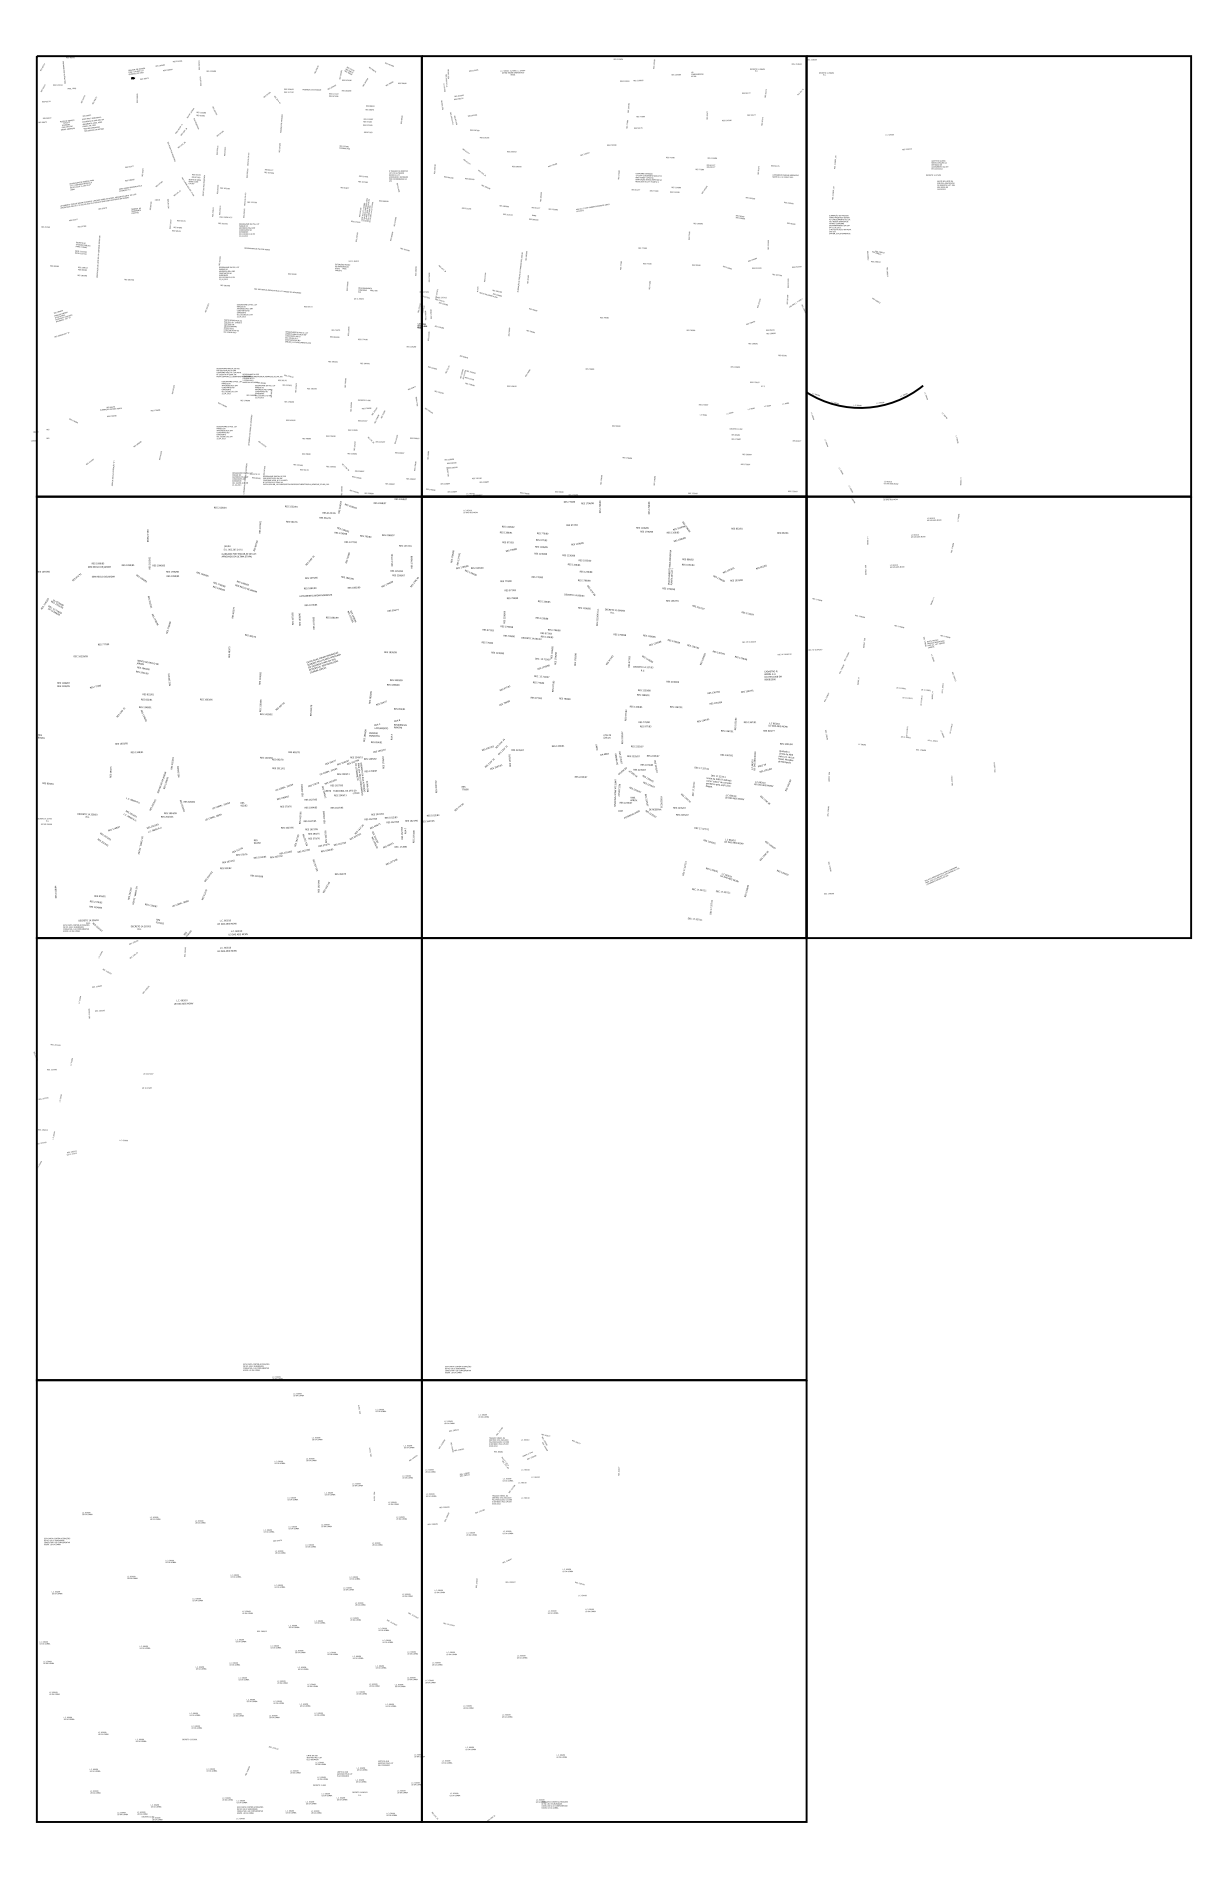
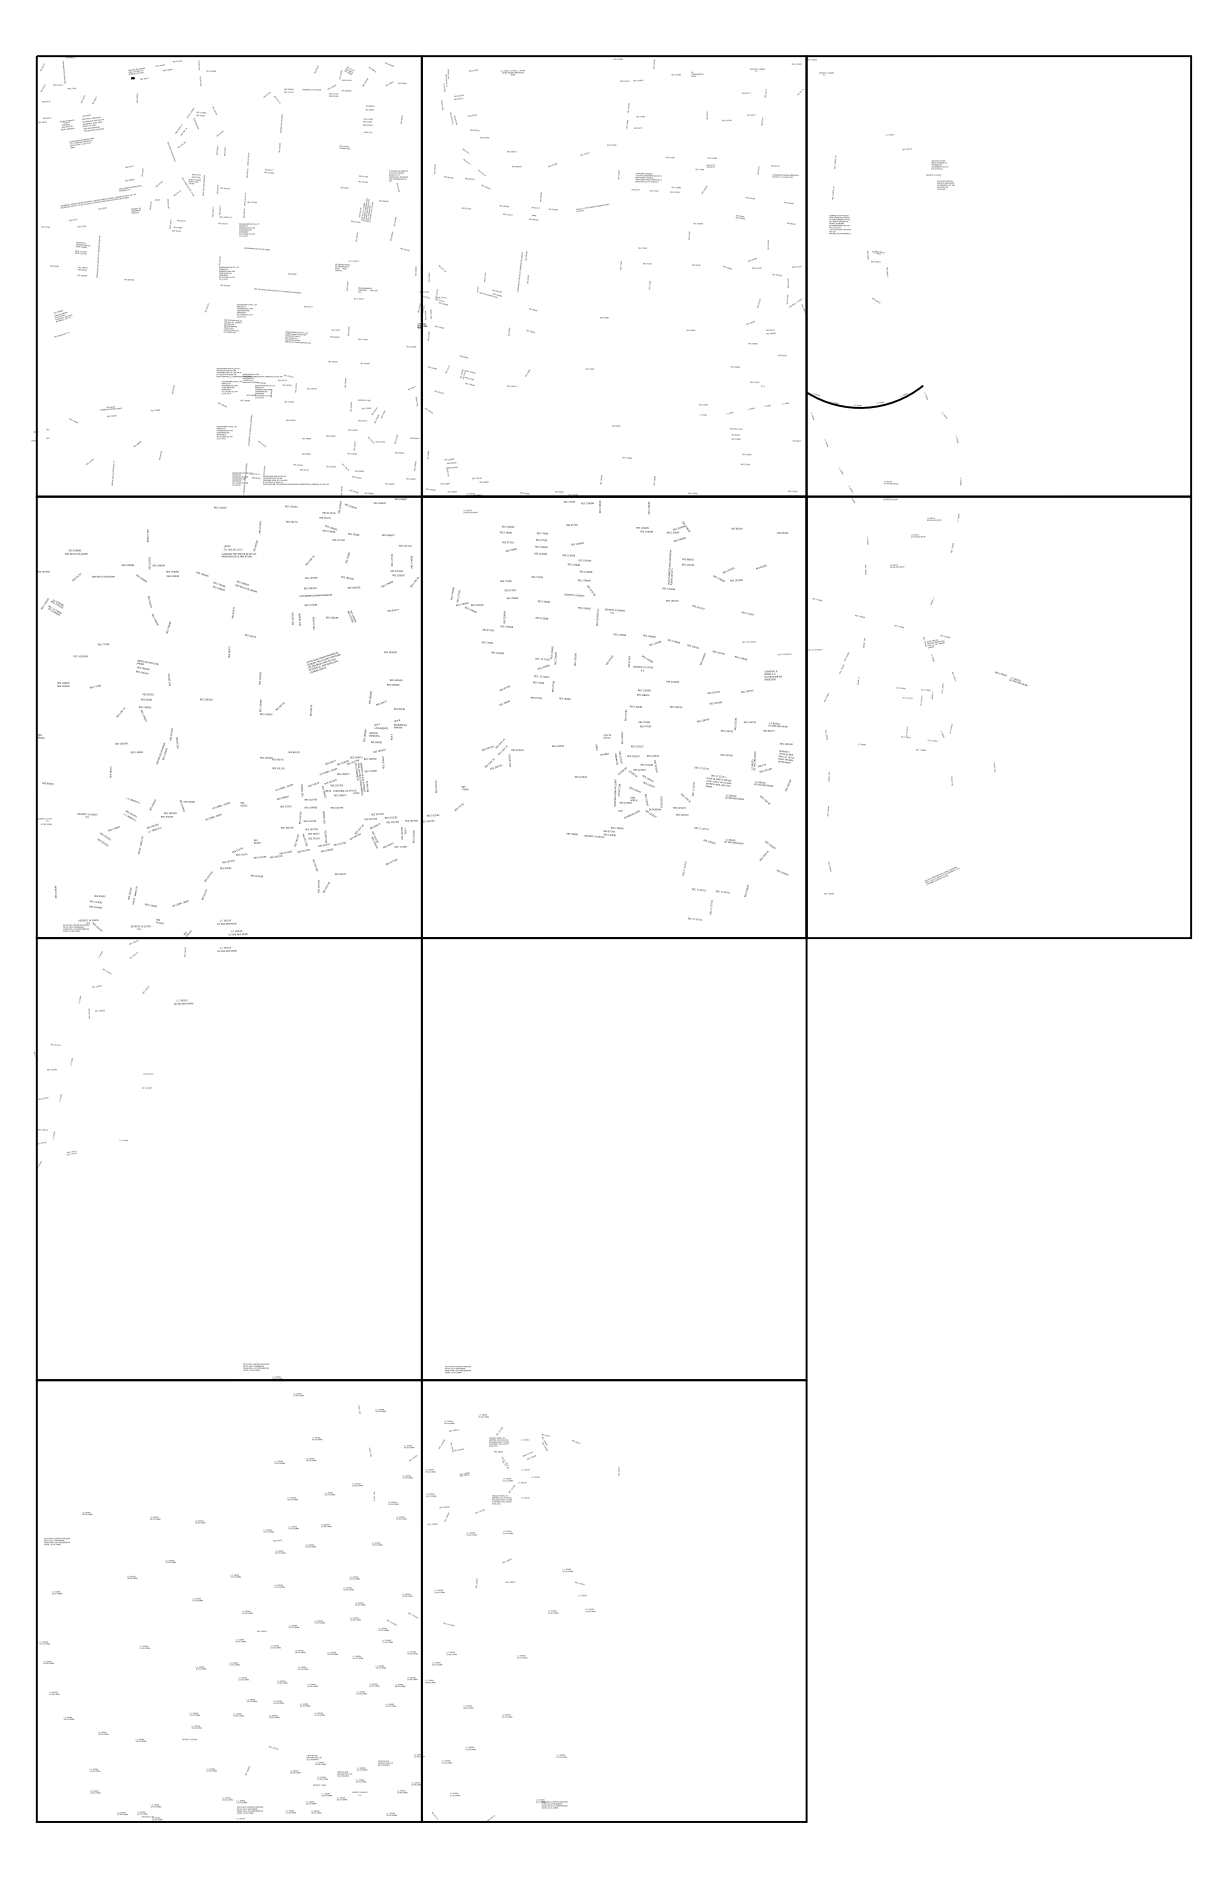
text position: (81, 184) -> (81, 142) (81, 142)
text position: (352, 534) -> (340, 532) (340, 532)
text position: (466, 562) -> (466, 599) (466, 599)
text position: (99, 564) -> (76, 551) (76, 551)
text position: (531, 634) -> (594, 832) (594, 832)
text position: (168, 774) -> (167, 745) (167, 745)
text position: (722, 874) -> (1011, 678) (1011, 678)
